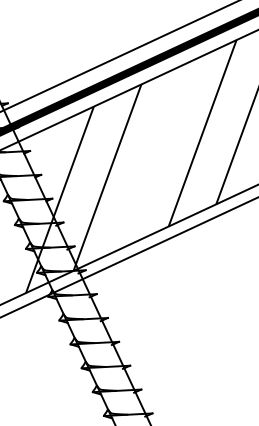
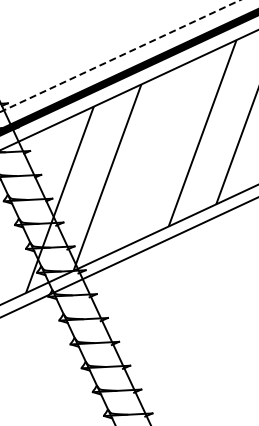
line: solid -> dashed (120, 56)
